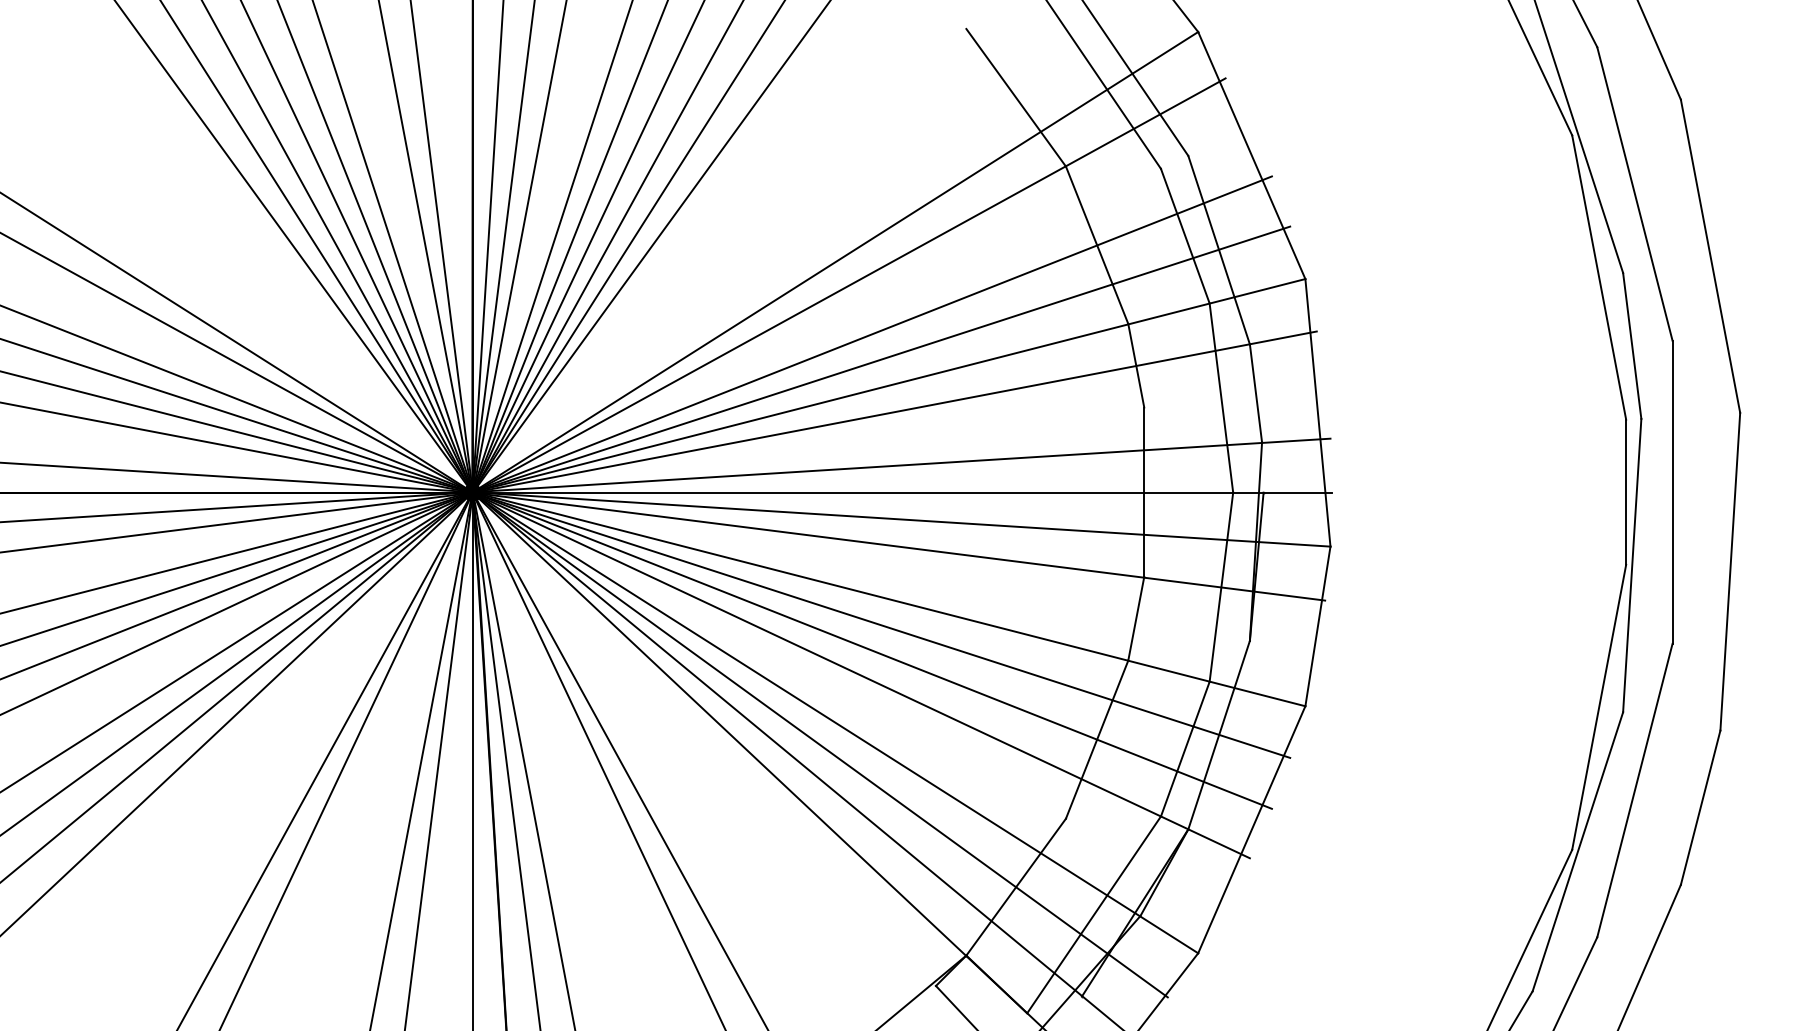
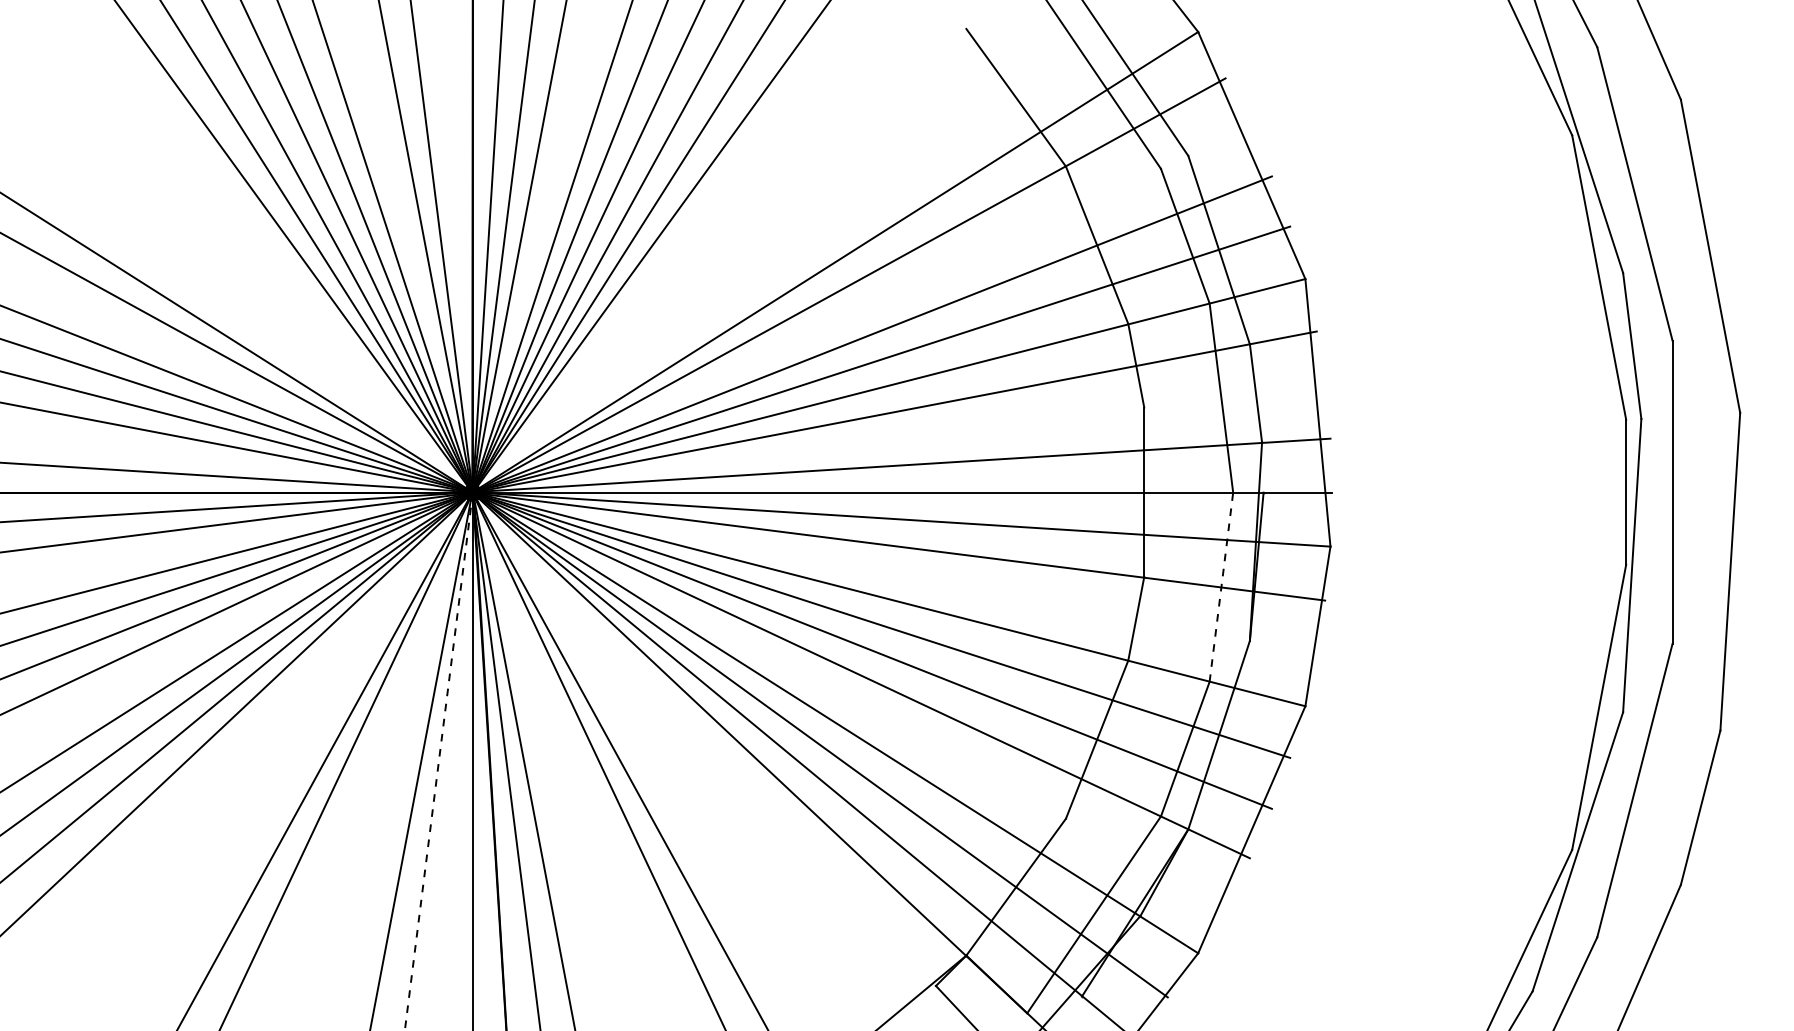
line: solid -> dashed (1221, 586)
line: solid -> dashed (439, 757)
